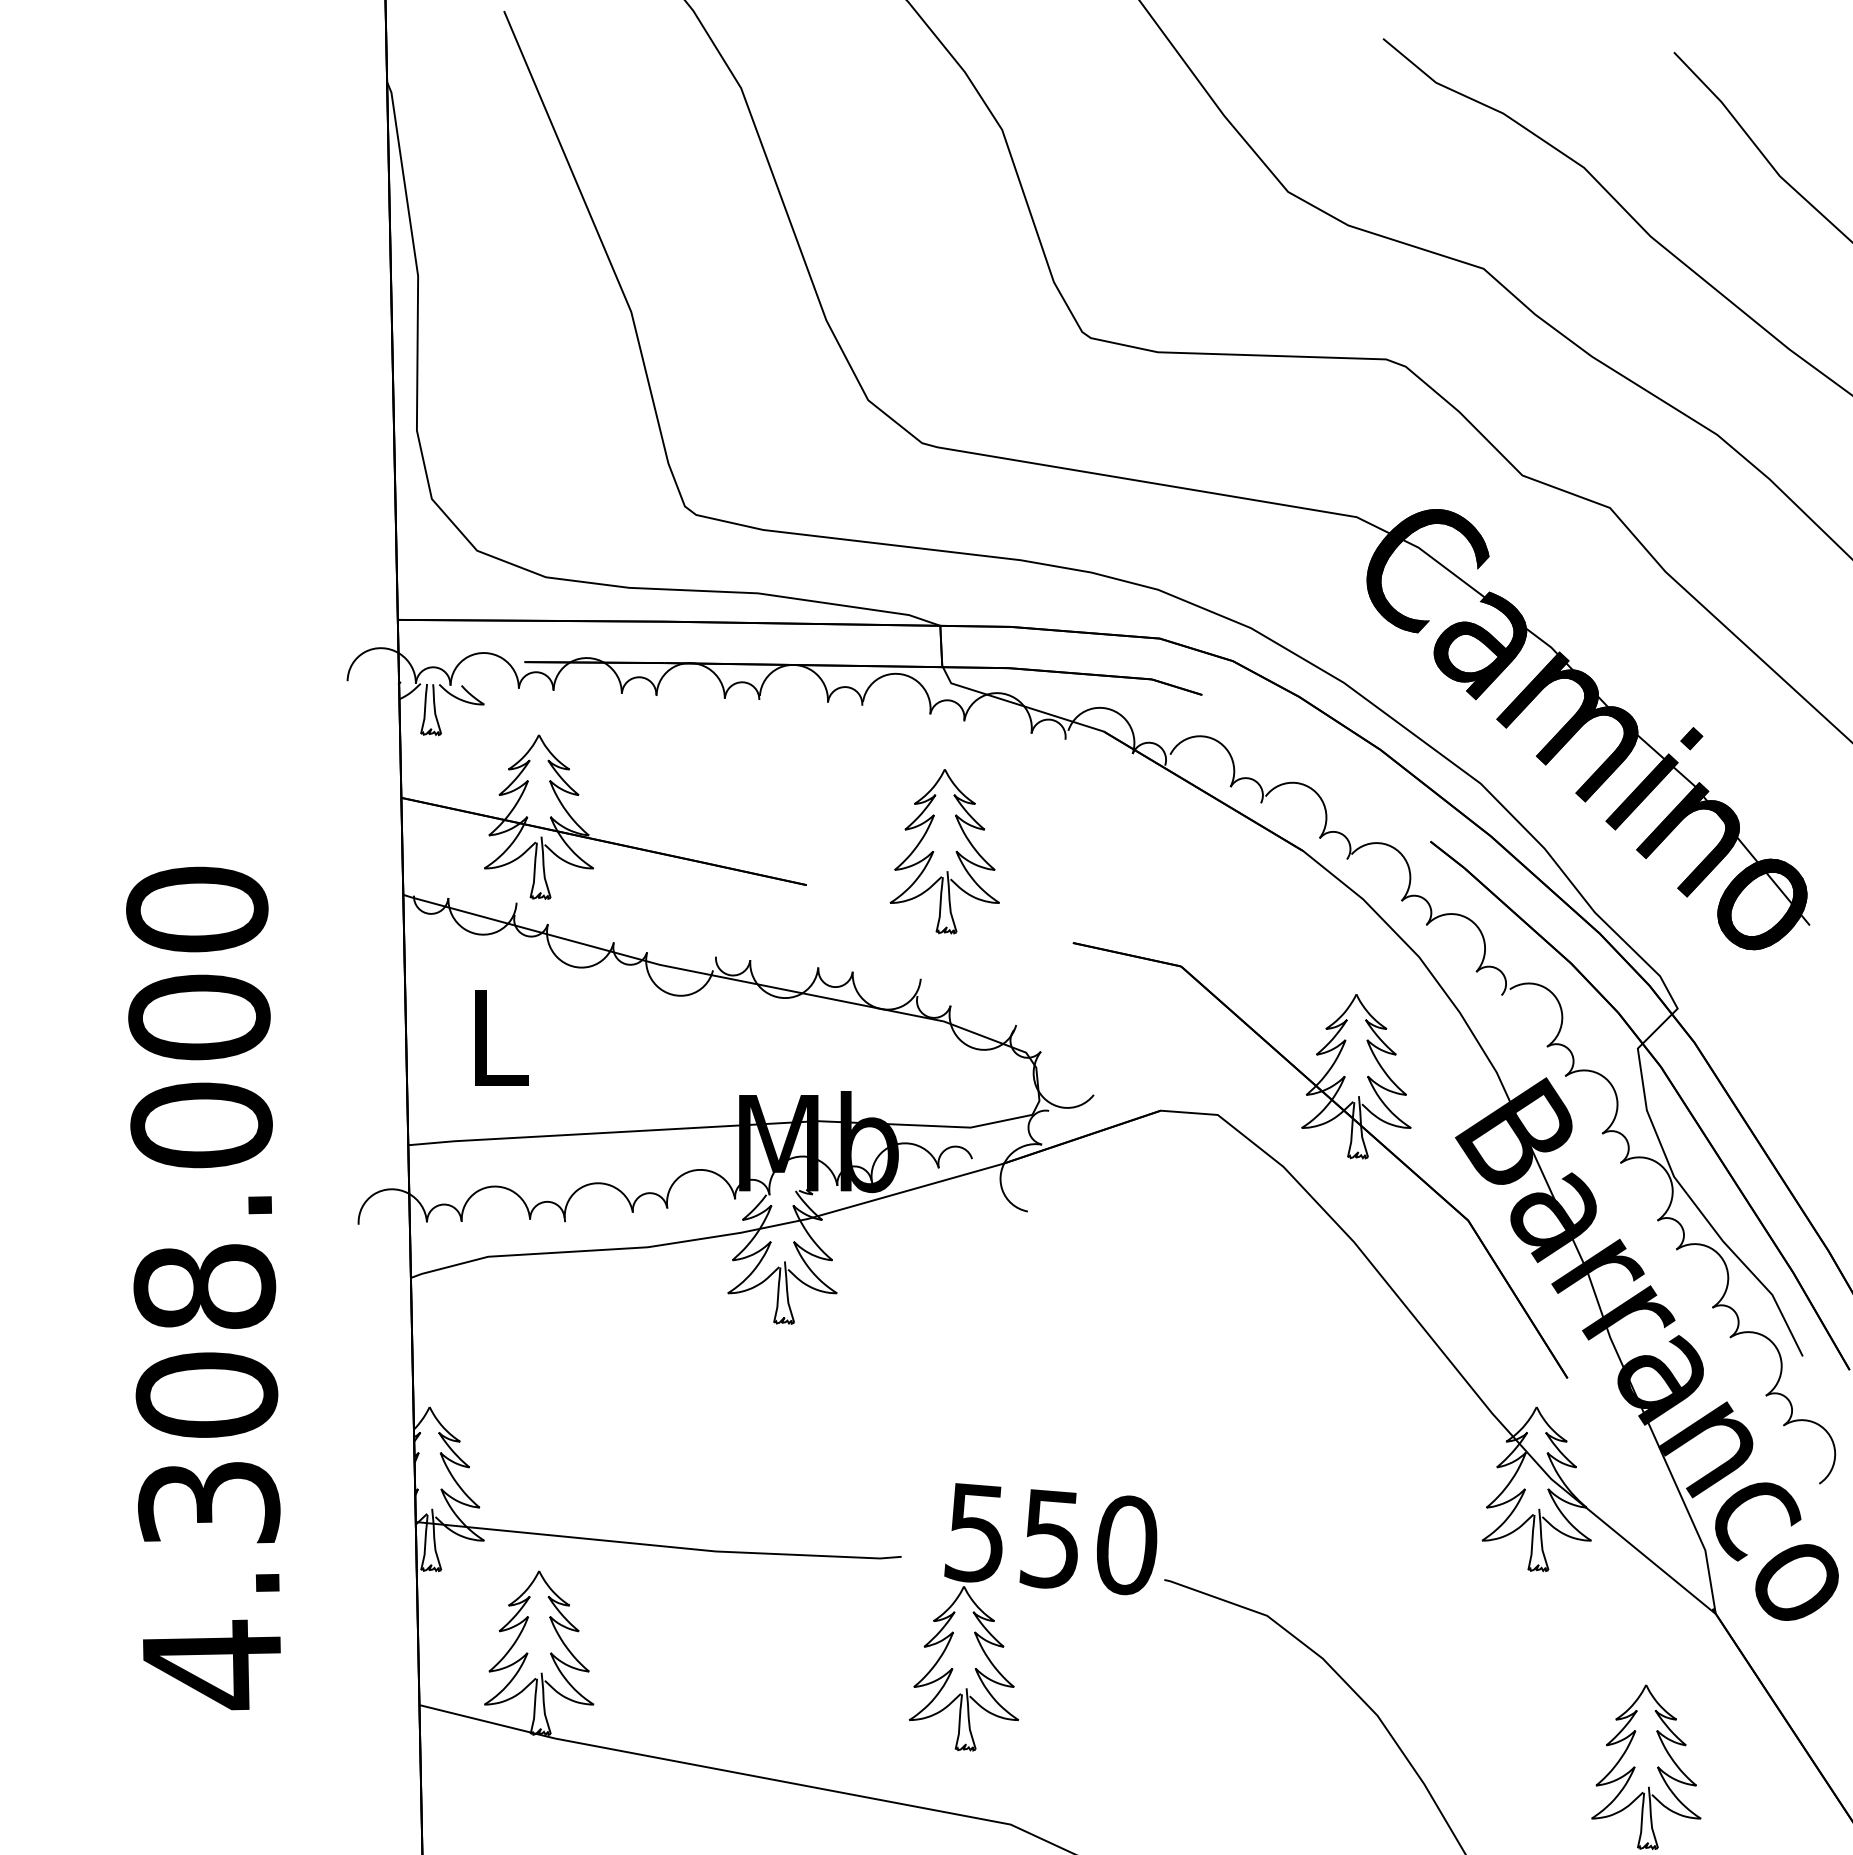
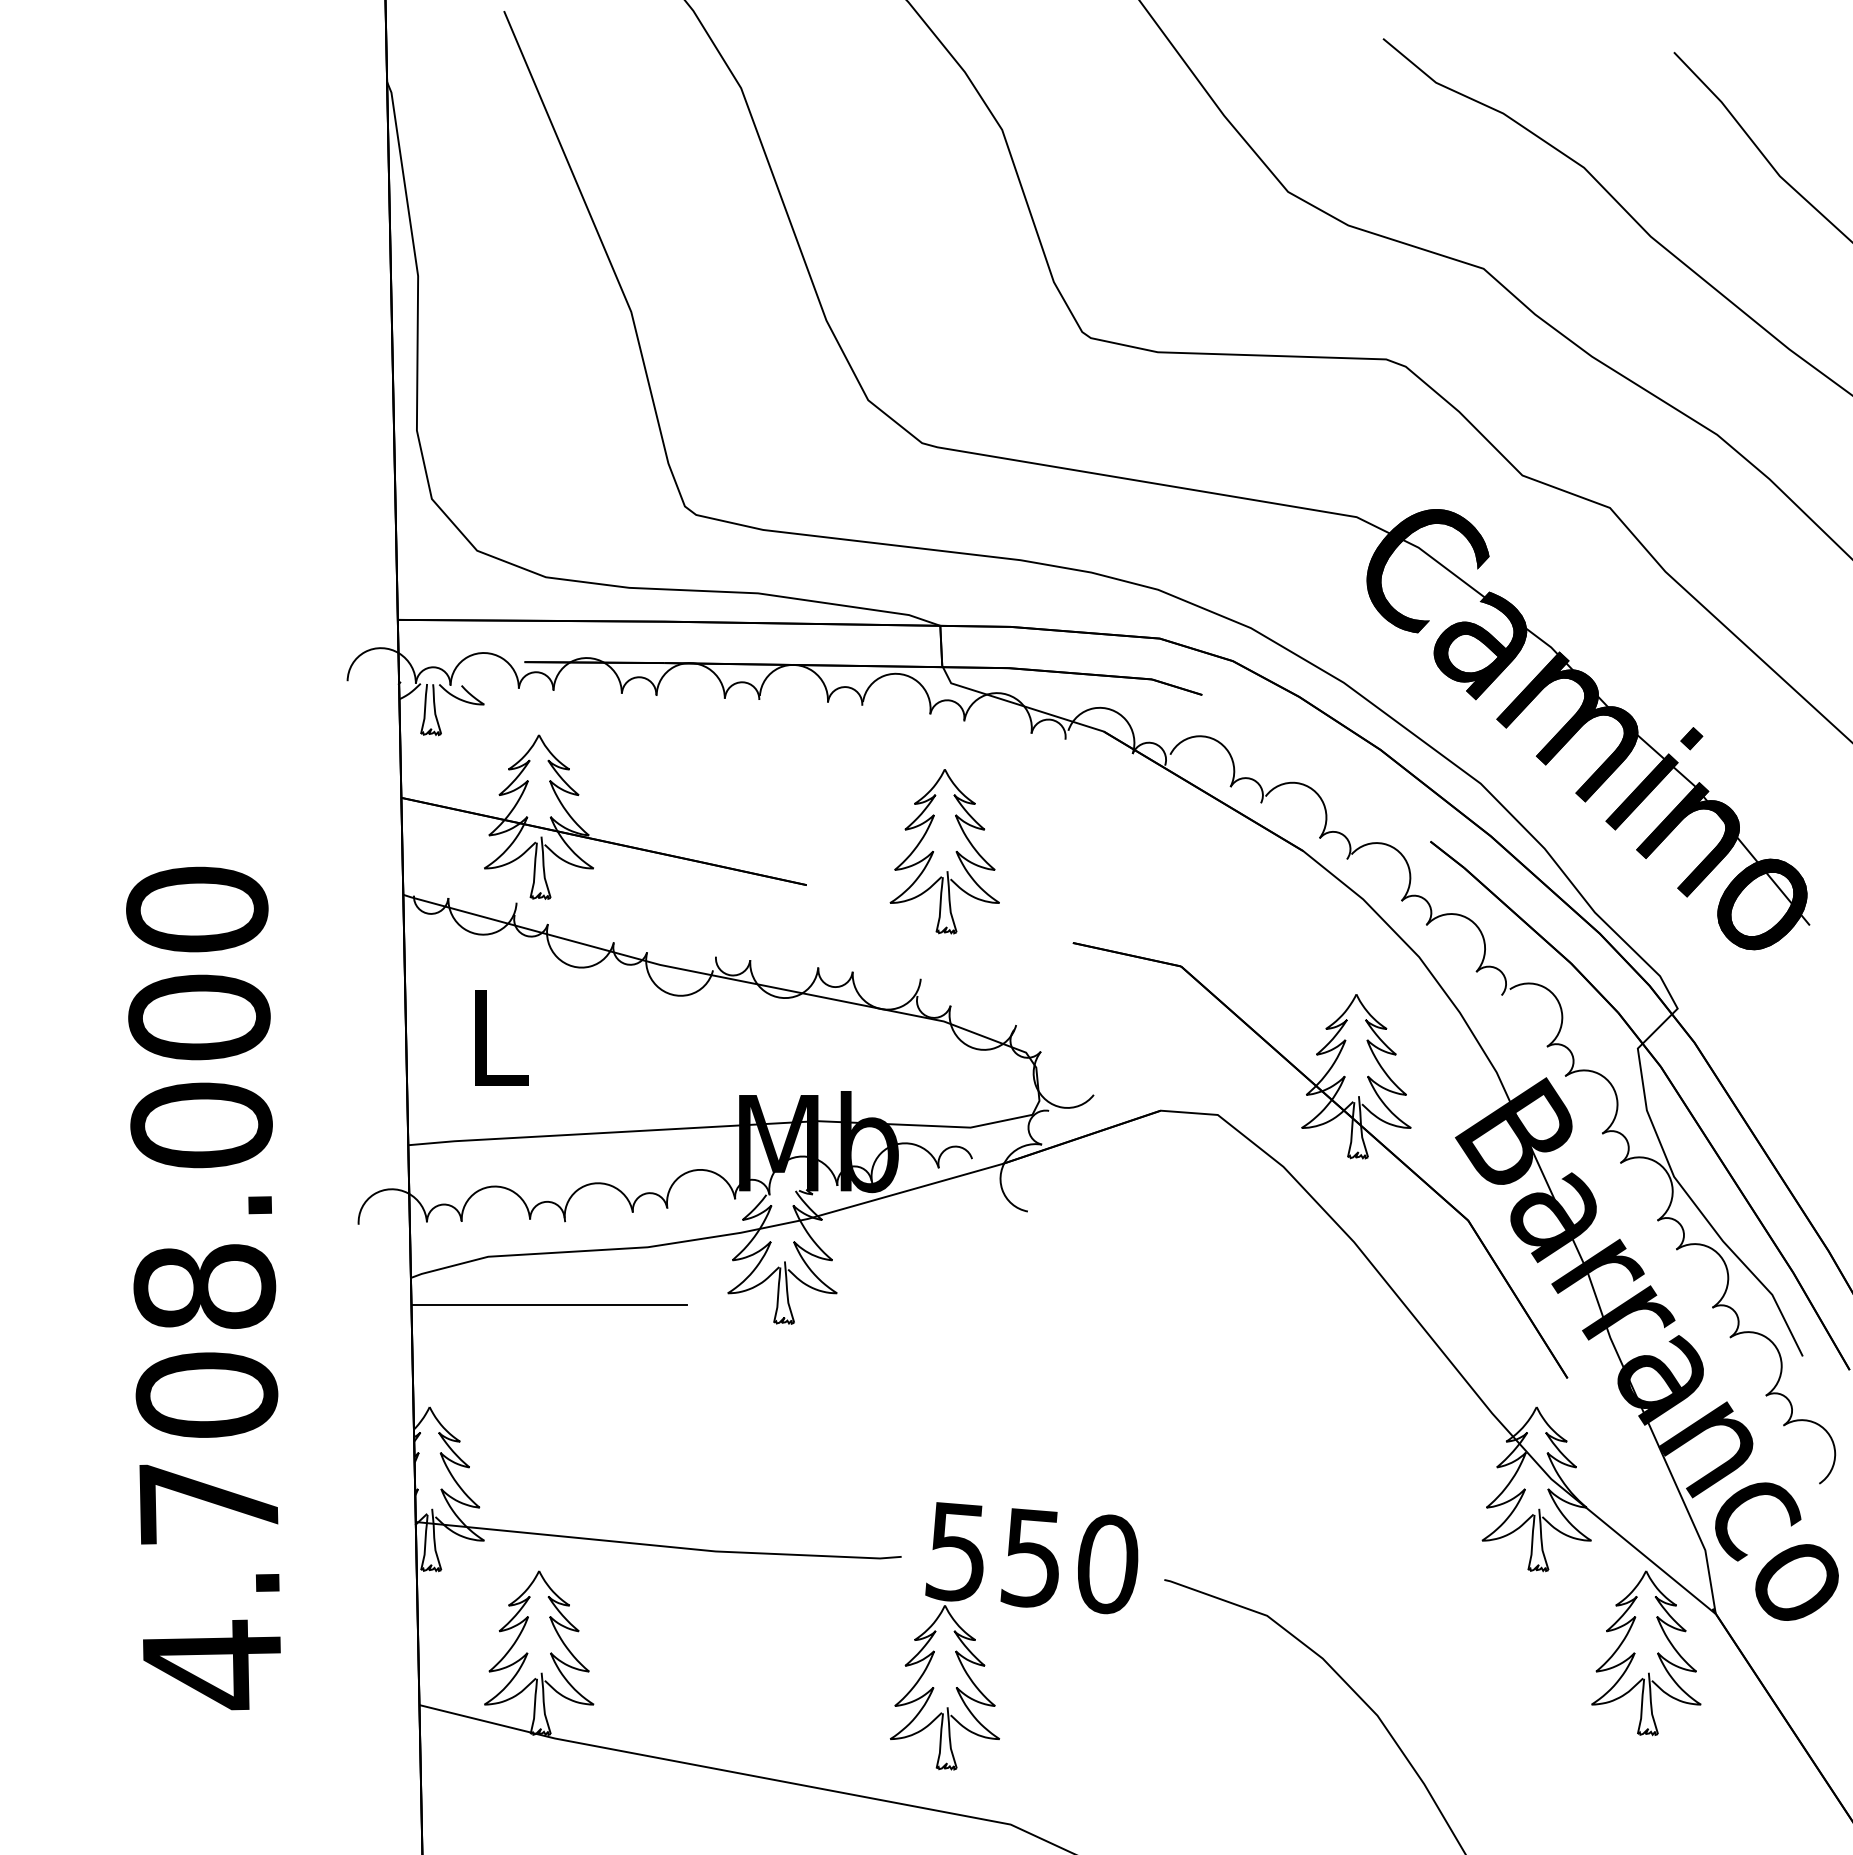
line: none -> present (548, 1305)
text: 4.308.000 -> 4.708.000 (209, 1503)
part position: (1038, 1588) -> (1019, 1607) (1019, 1607)
part position: (1646, 1767) -> (1646, 1653) (1646, 1653)
